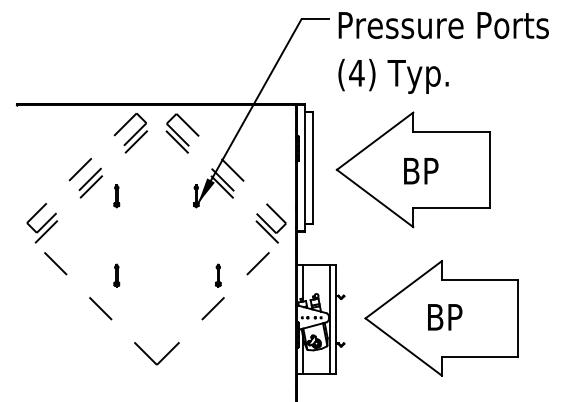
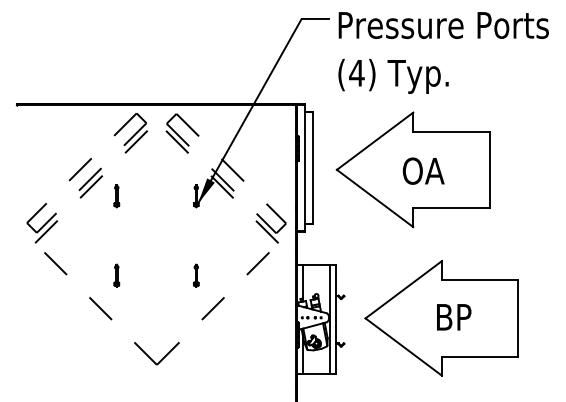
text: BP -> OA (423, 170)
part position: (218, 275) -> (196, 275) (196, 275)
text position: (445, 317) -> (454, 317) (454, 317)
